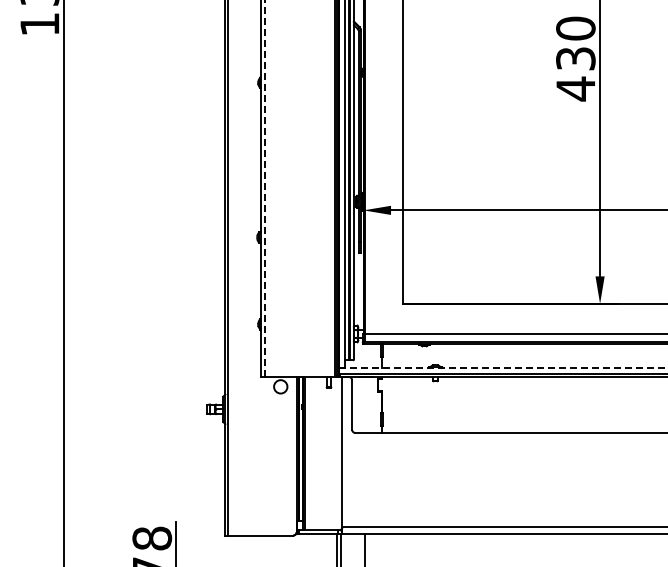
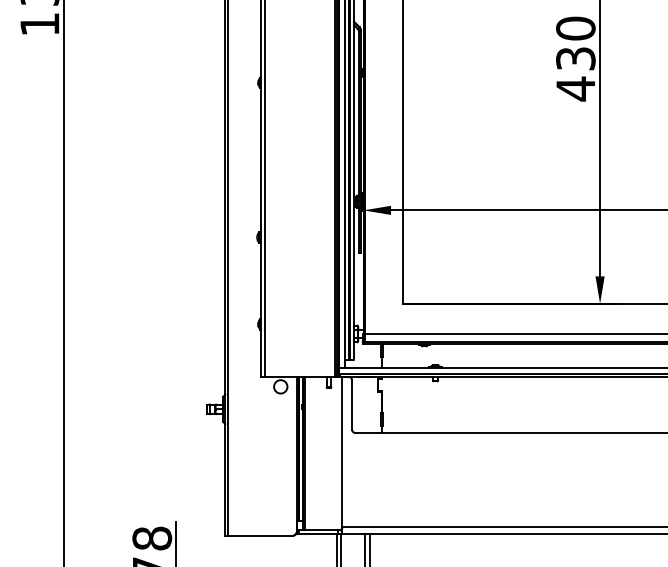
line: dashed -> solid (265, 188)
line: dashed -> solid (503, 368)
line: none -> present (369, 548)
